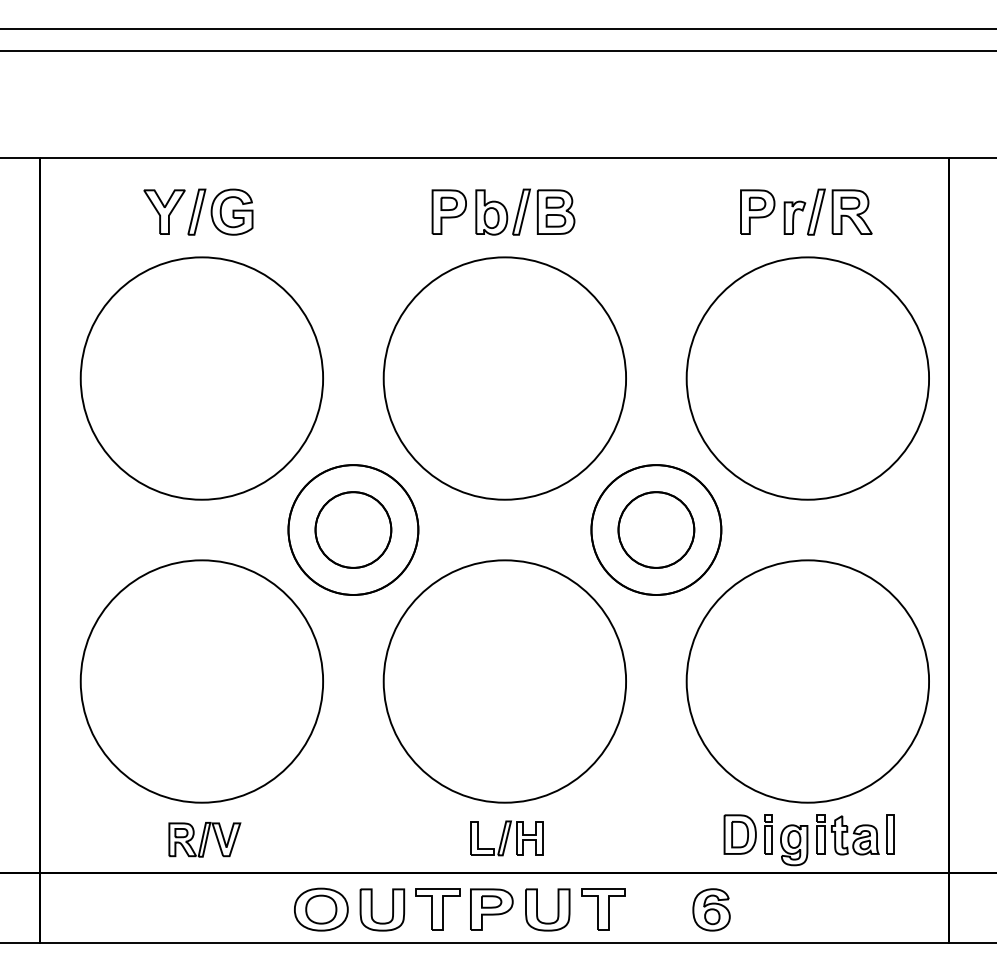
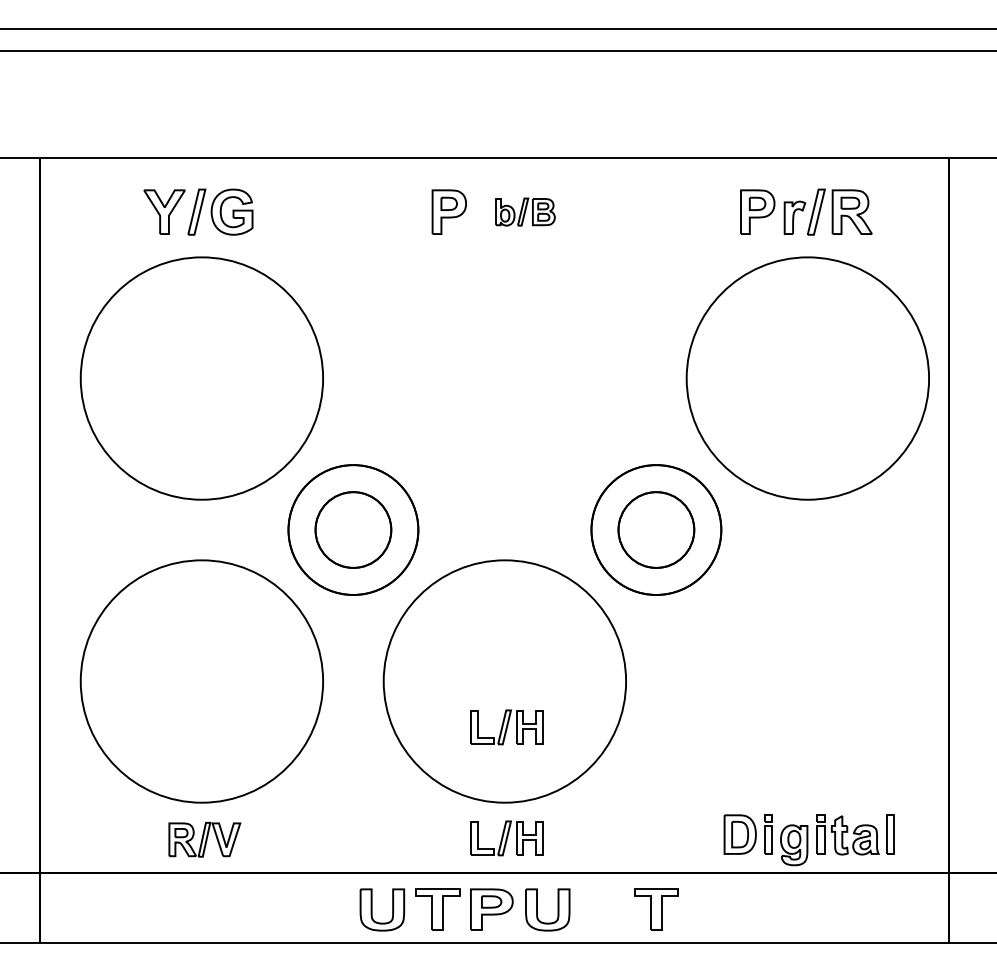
part size: 101x48 px -> 61x30 px (525, 211)
part: present -> none (504, 378)
part: present -> none (807, 681)
part: none -> present (506, 727)
part: present -> none (321, 909)
part position: (603, 909) -> (656, 909) (656, 909)
part: present -> none (711, 909)
